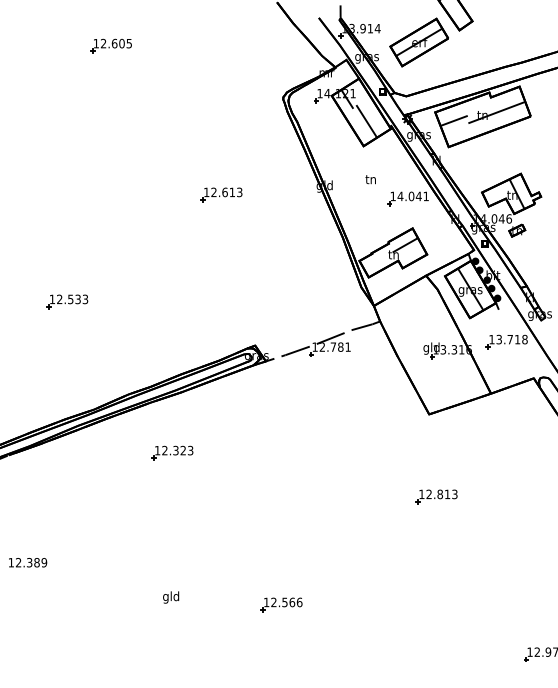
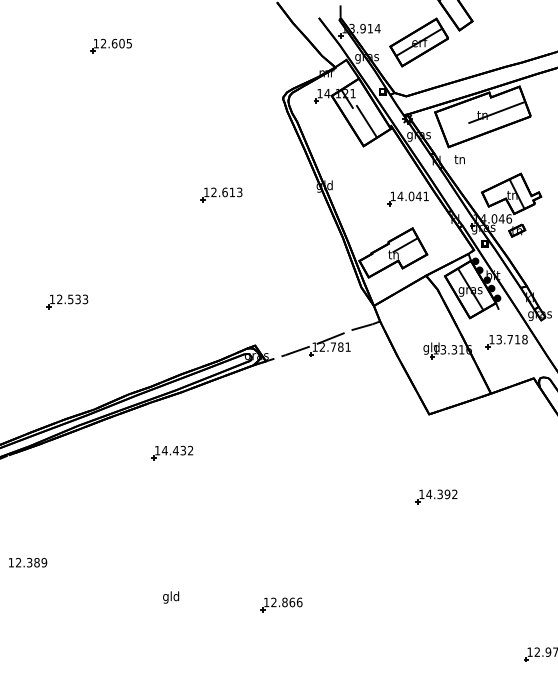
line: present -> none (453, 120)
text position: (370, 179) -> (459, 159) (459, 159)
text: 12.323 -> 14.432 (177, 450)
text: 12.813 -> 14.392 (441, 494)
text: 12.566 -> 12.866 (284, 602)
